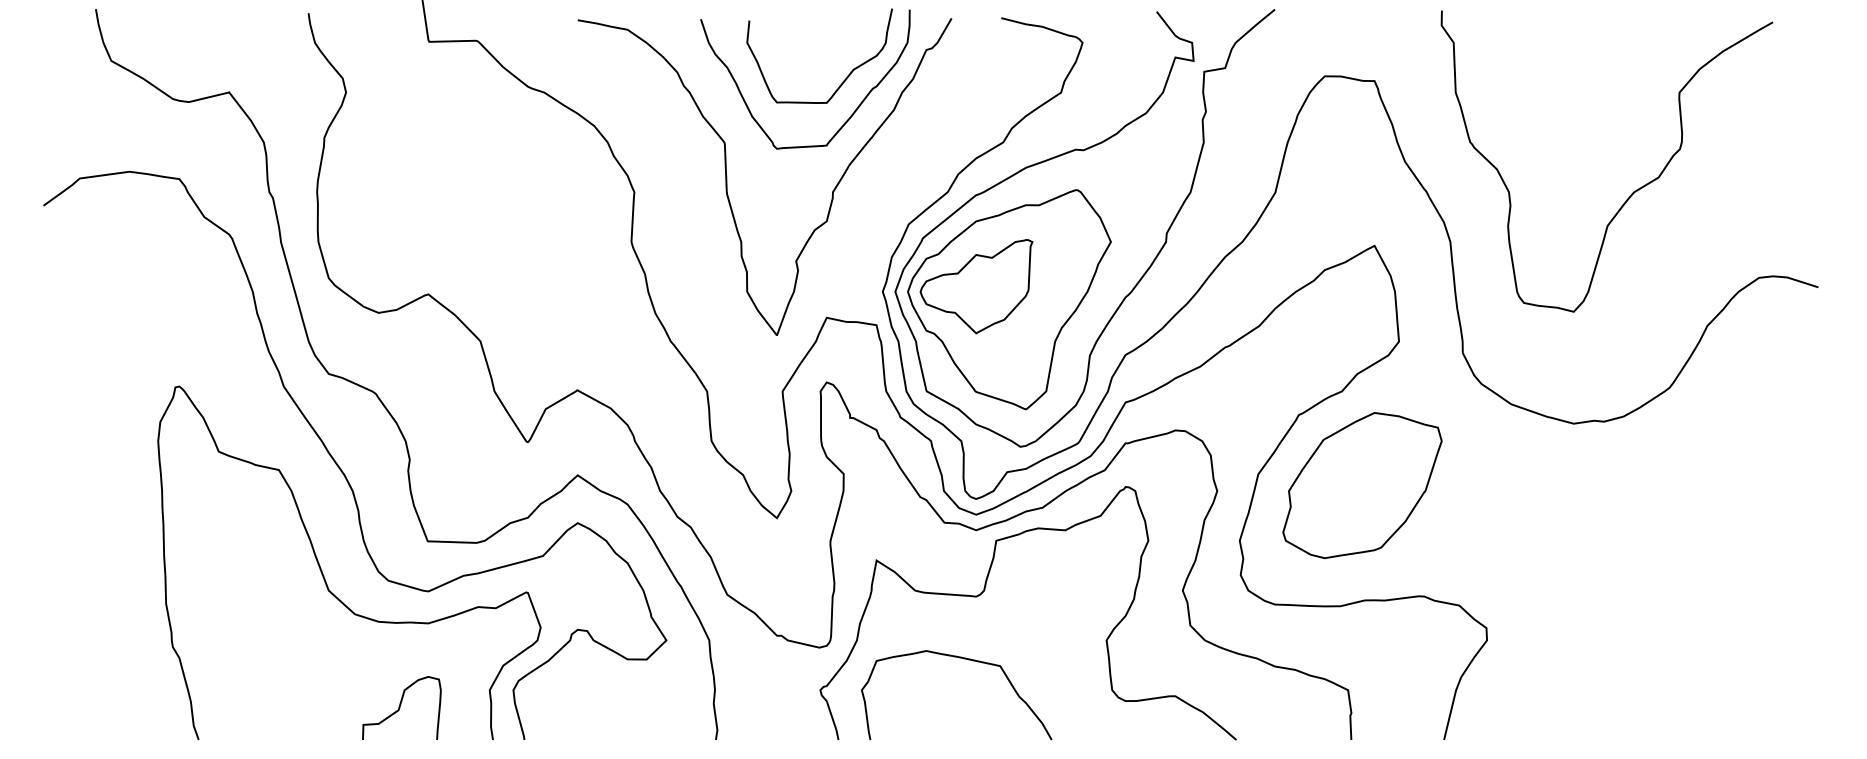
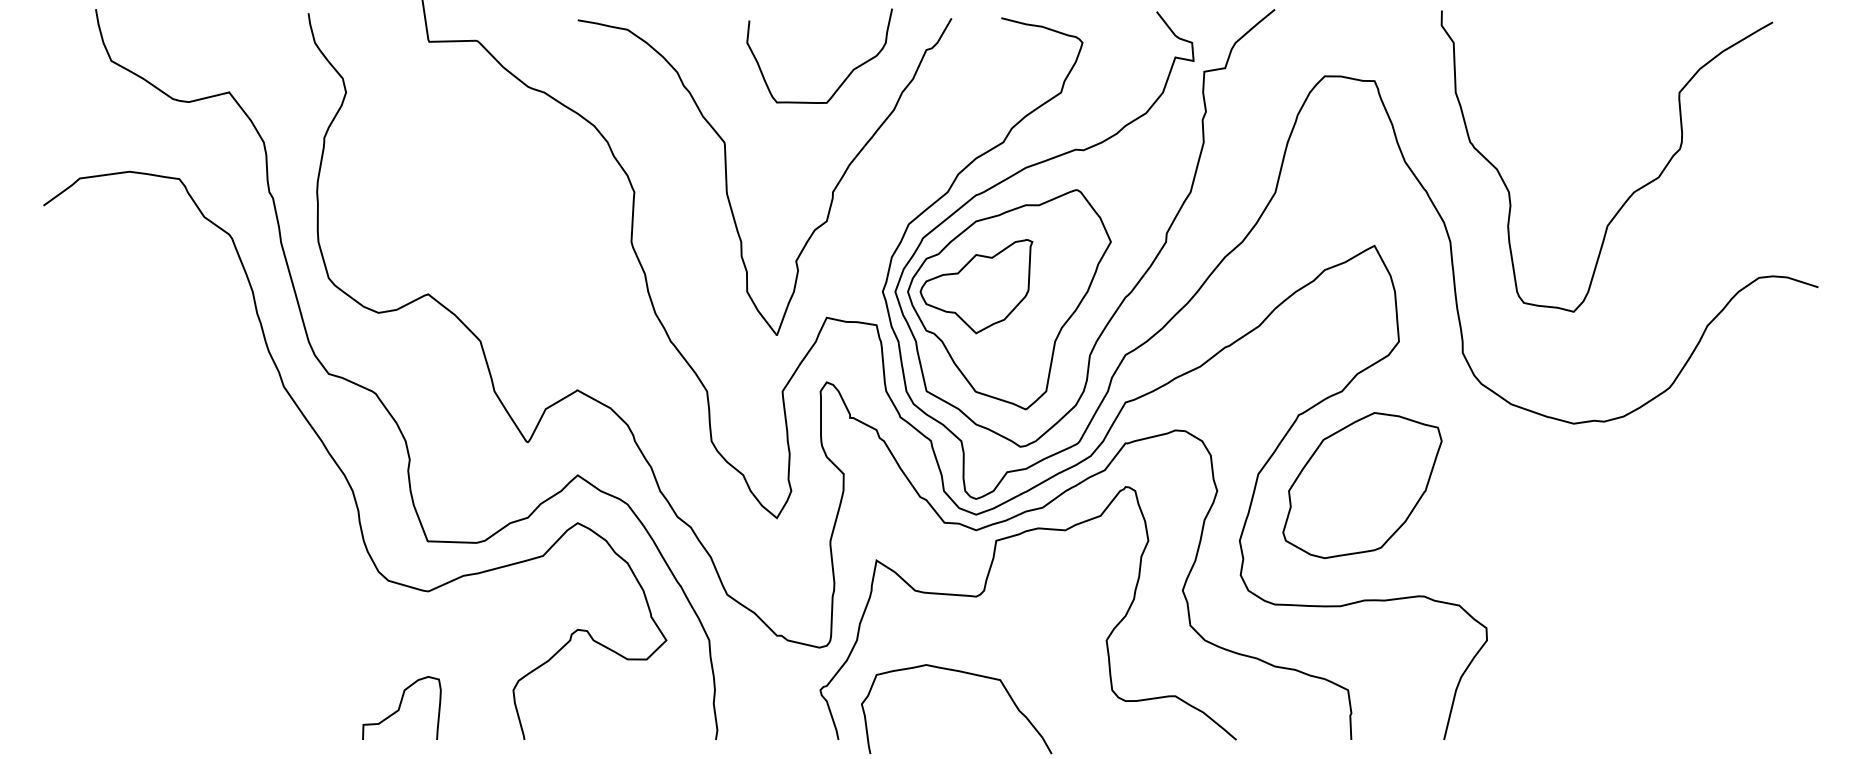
curve: present -> none (850, 115)
curve: present -> none (322, 570)
curve position: (963, 659) -> (963, 673) (963, 673)
